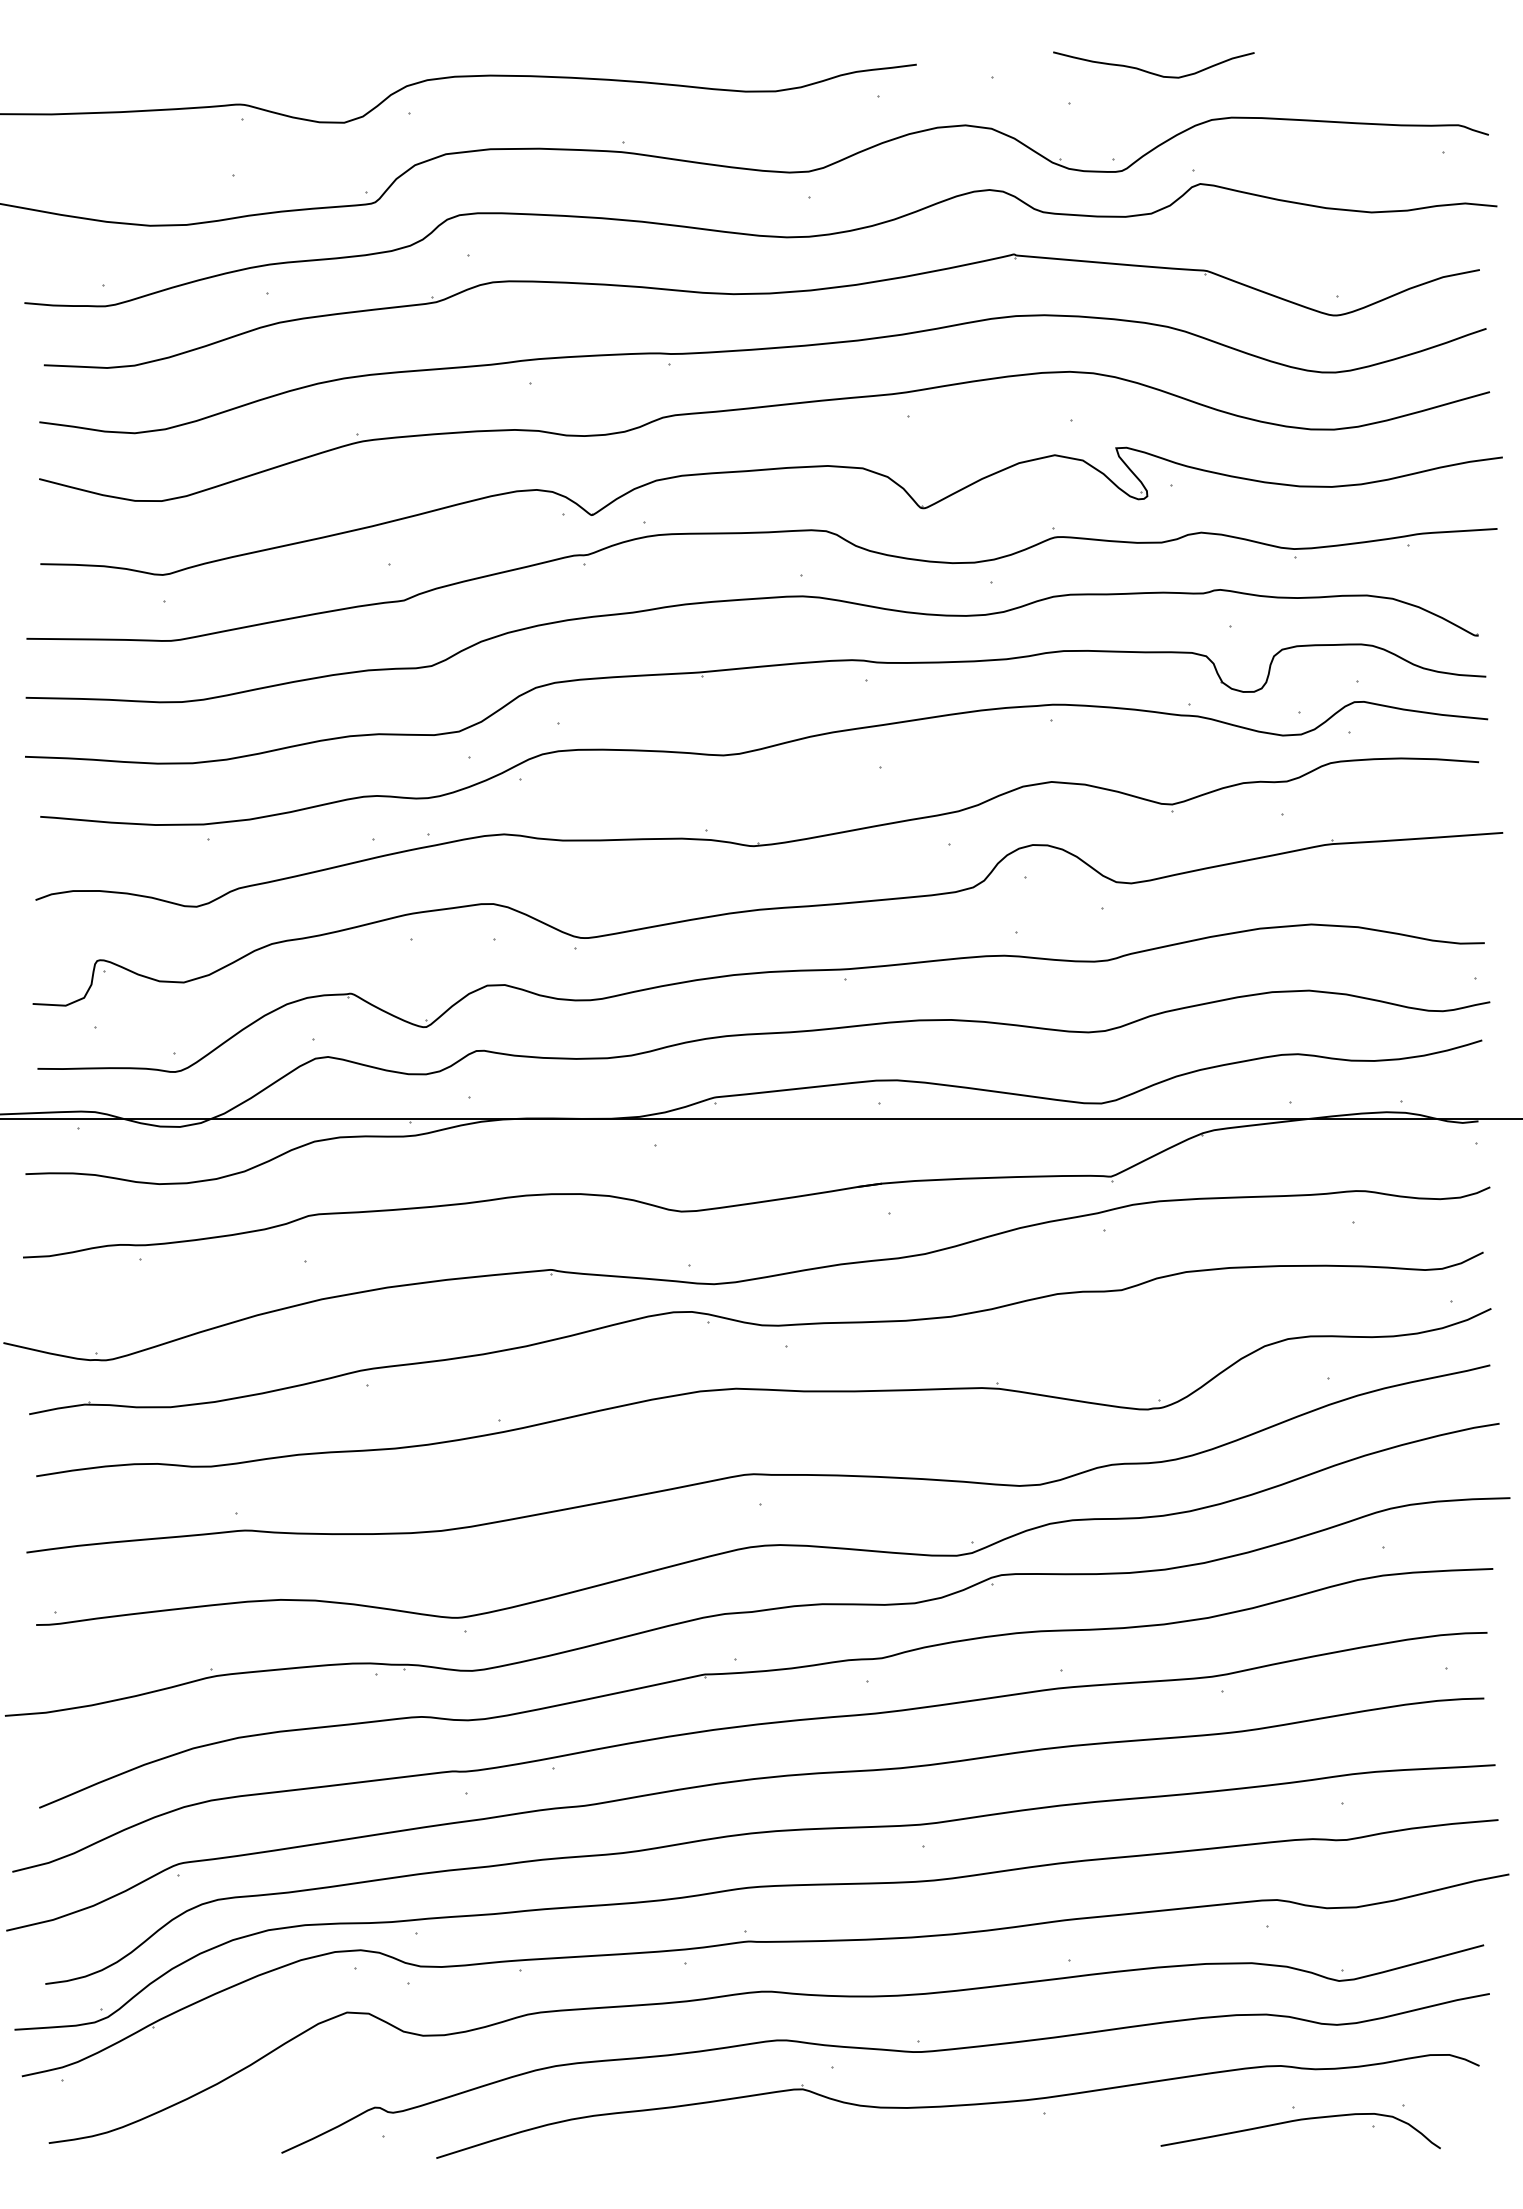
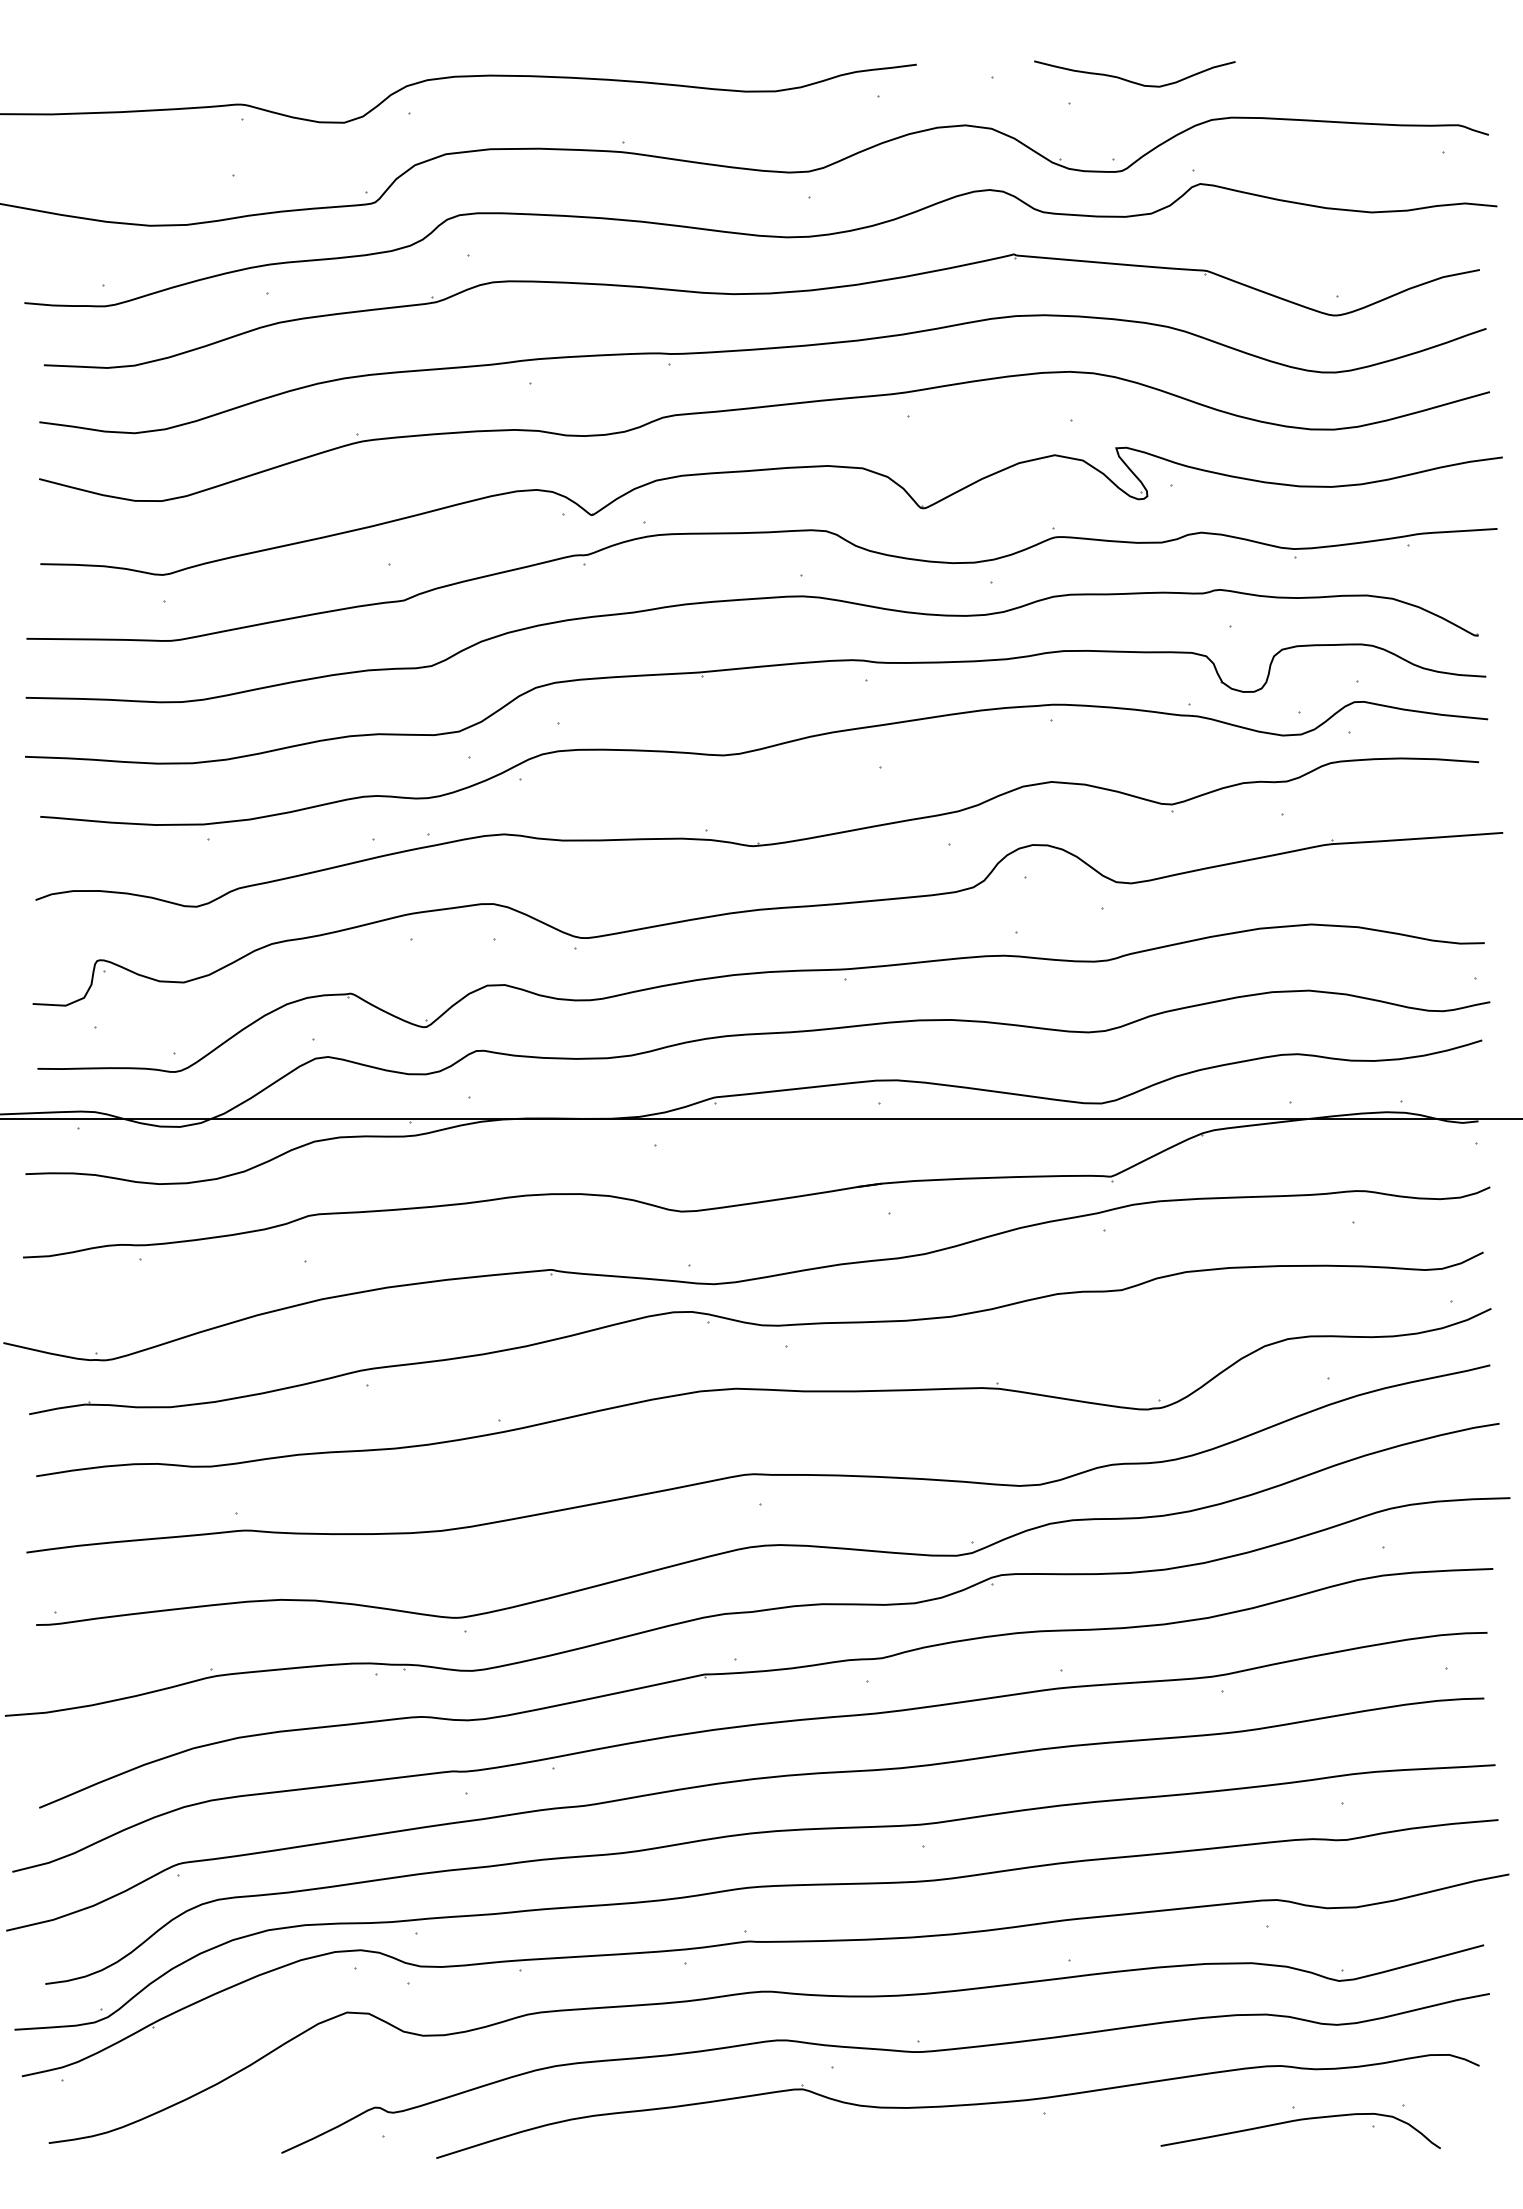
curve position: (1153, 72) -> (1134, 81) (1134, 81)
